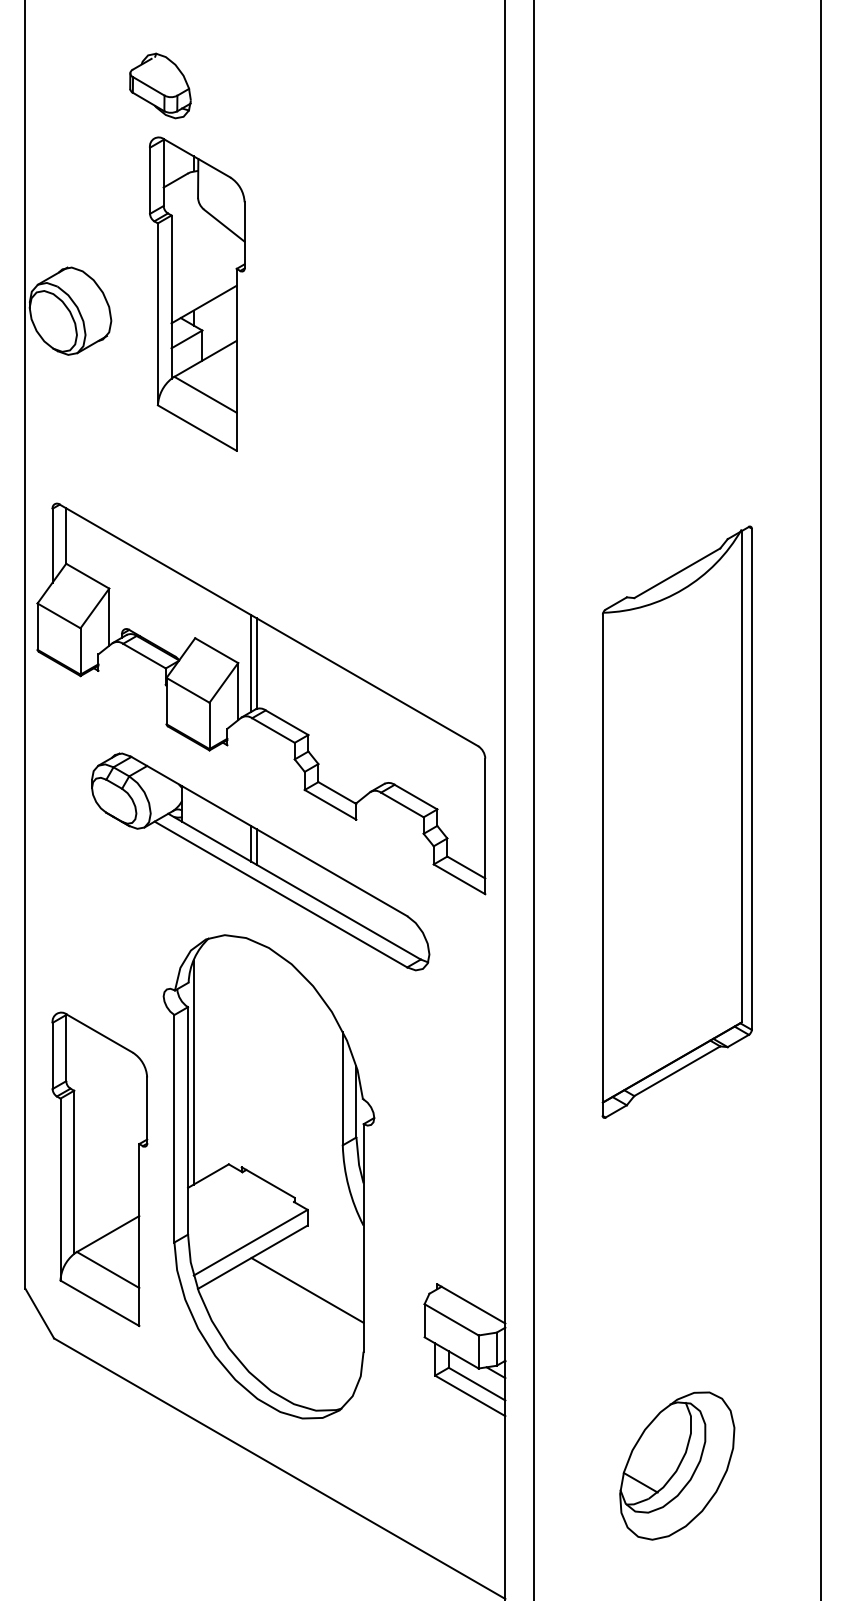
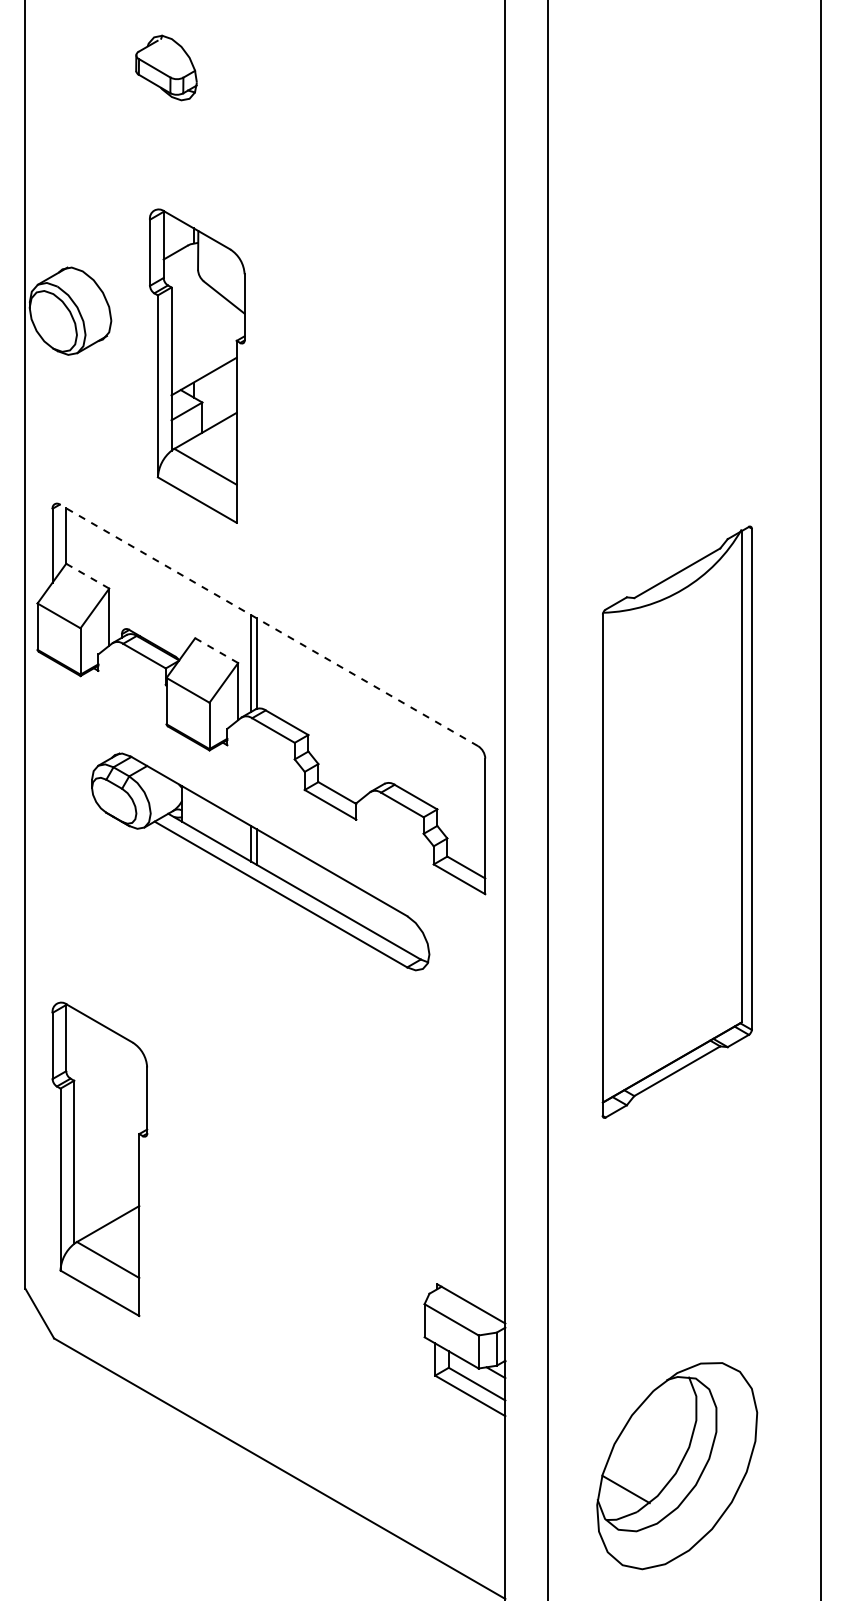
part position: (160, 85) -> (166, 67) (166, 67)
part position: (197, 293) -> (197, 365) (197, 365)
line: solid -> dashed (87, 576)
line: solid -> dashed (269, 625)
line: solid -> dashed (216, 650)
line position: (534, 799) -> (548, 799) (548, 799)
part position: (99, 1169) -> (99, 1159) (99, 1159)
part: present -> none (268, 1176)
part size: 117x150 px -> 163x209 px (677, 1466)
